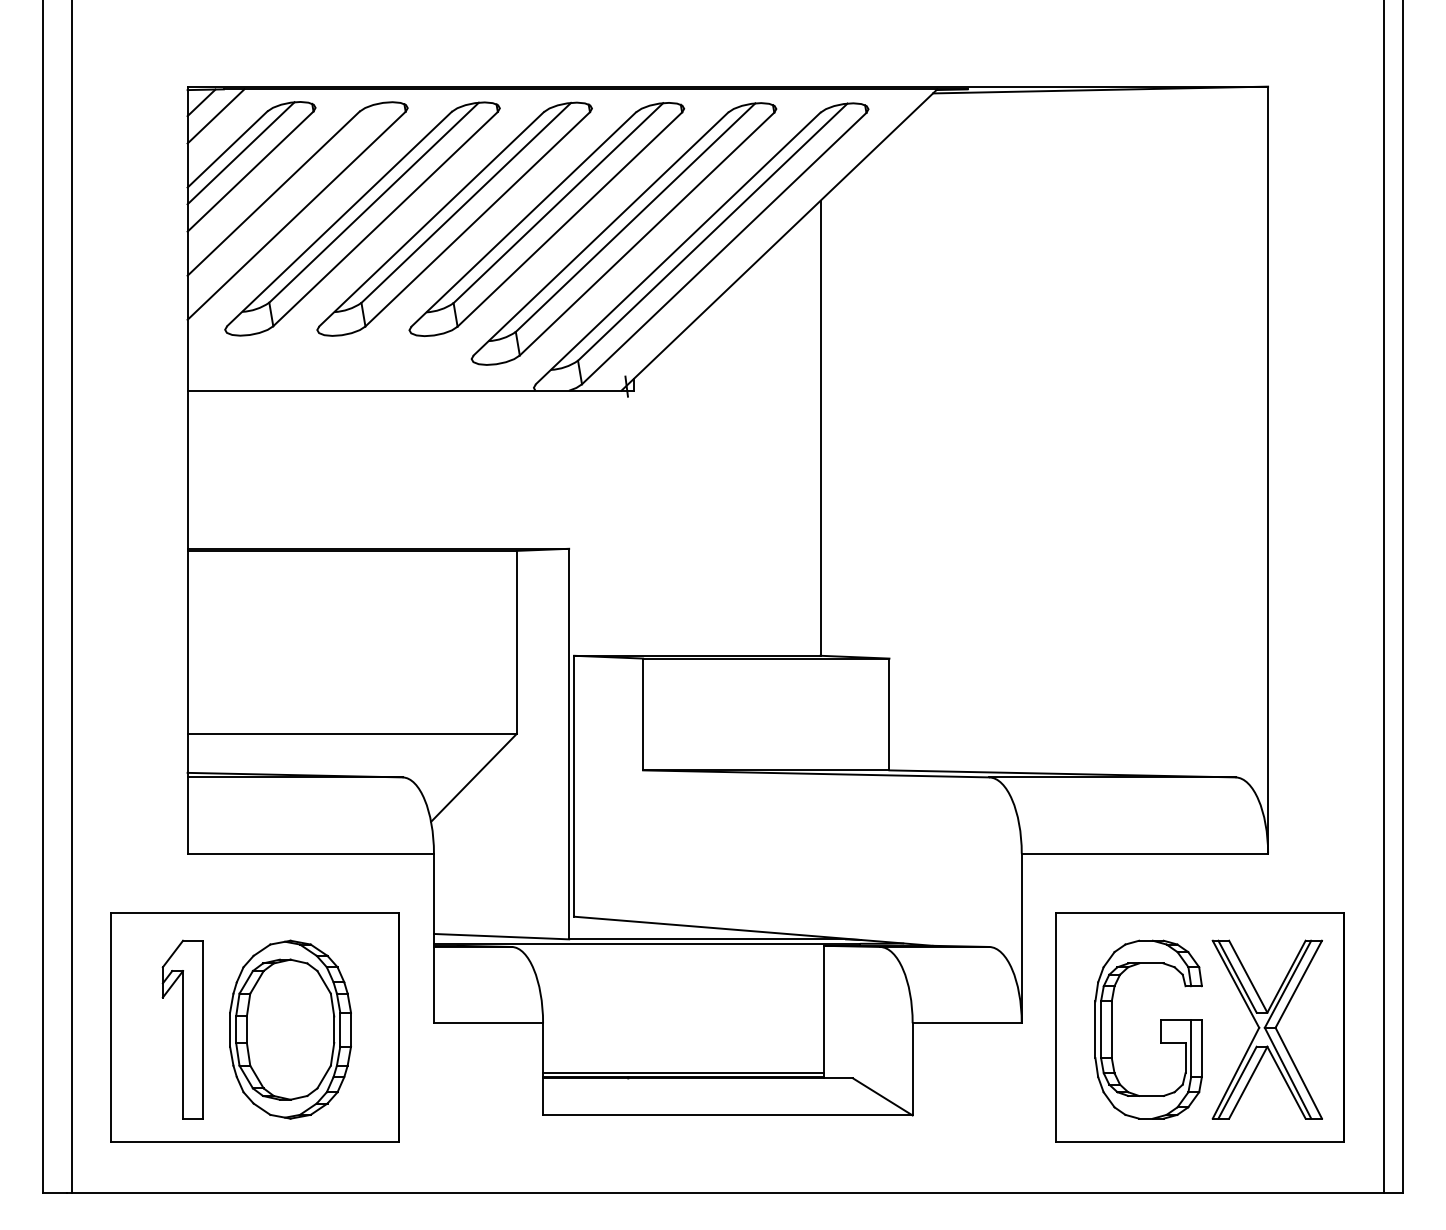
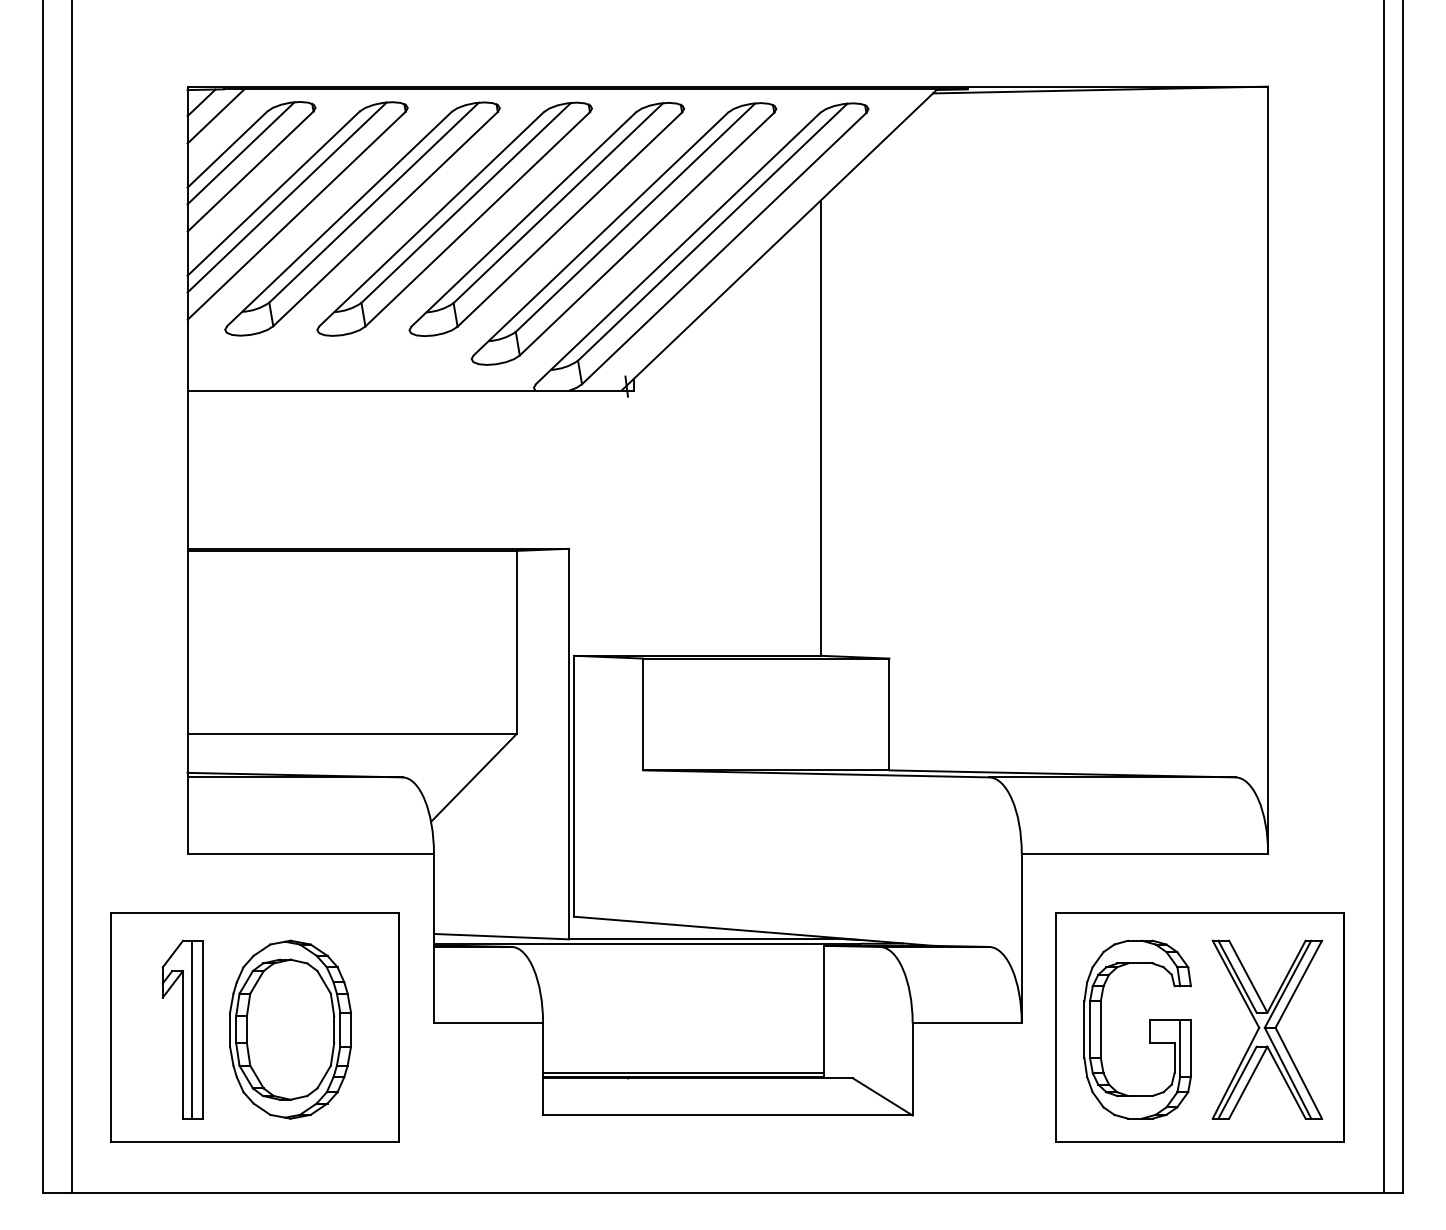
line: none -> present (286, 197)
line: none -> present (192, 1029)
part position: (1160, 1029) -> (1149, 1029) (1149, 1029)
